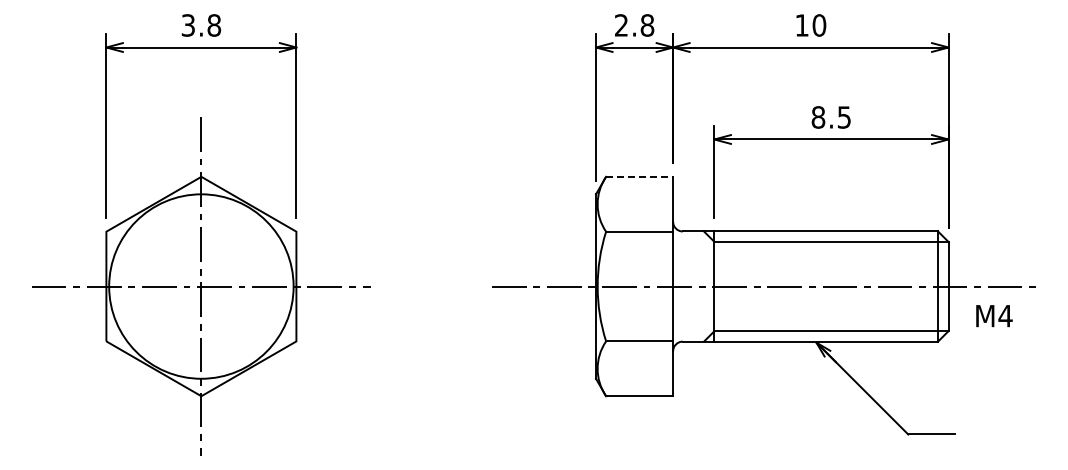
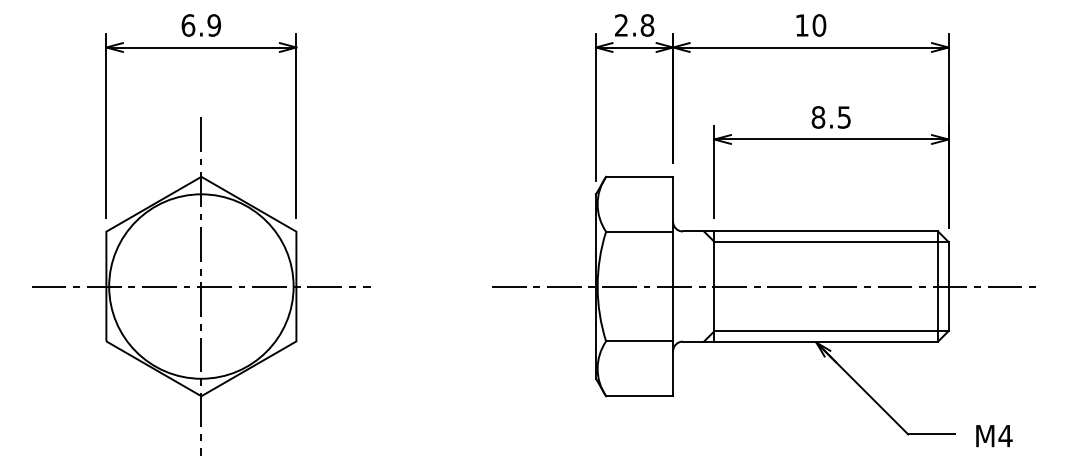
text: 3.8 -> 6.9 (201, 25)
line: dashed -> solid (639, 176)
text position: (994, 316) -> (994, 436) (994, 436)
